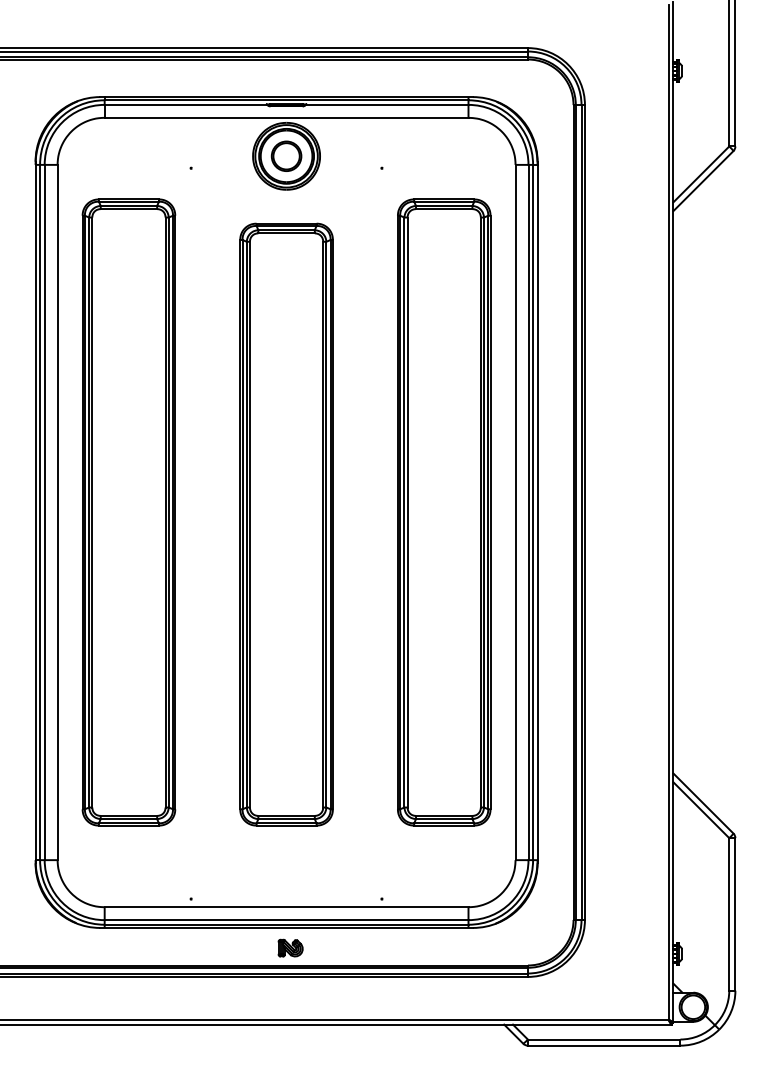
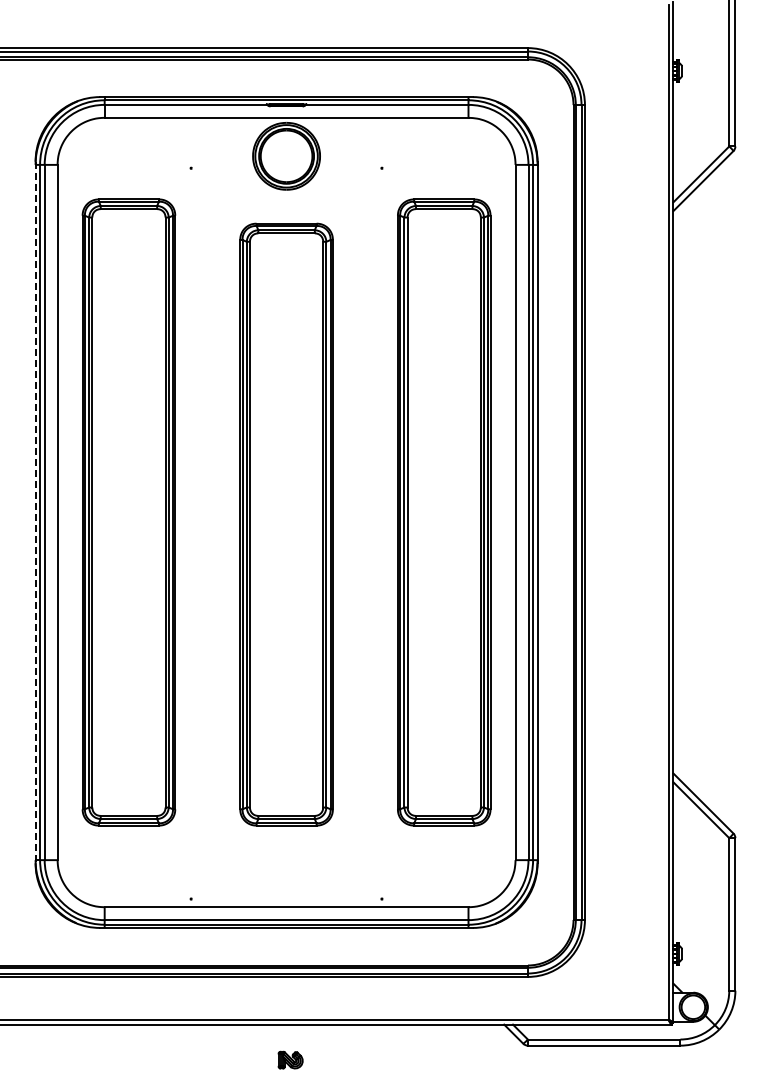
part: present -> none (286, 155)
line: solid -> dashed (35, 512)
part position: (290, 947) -> (290, 1059) (290, 1059)
